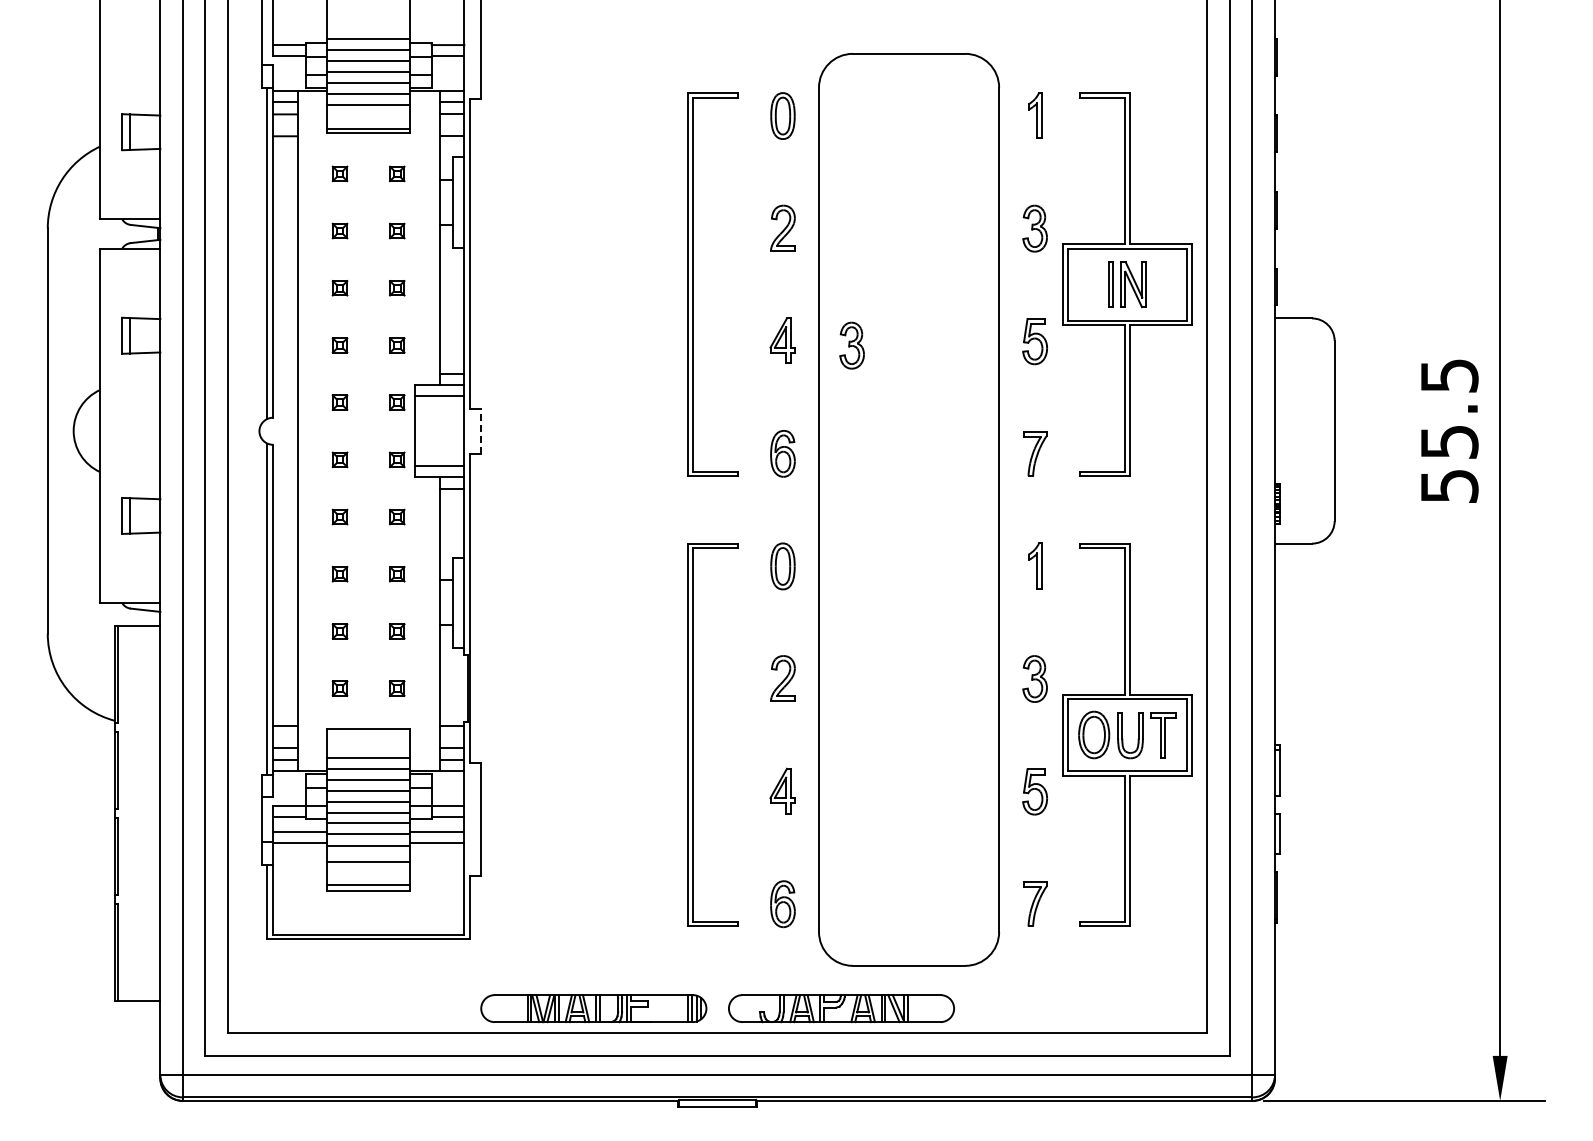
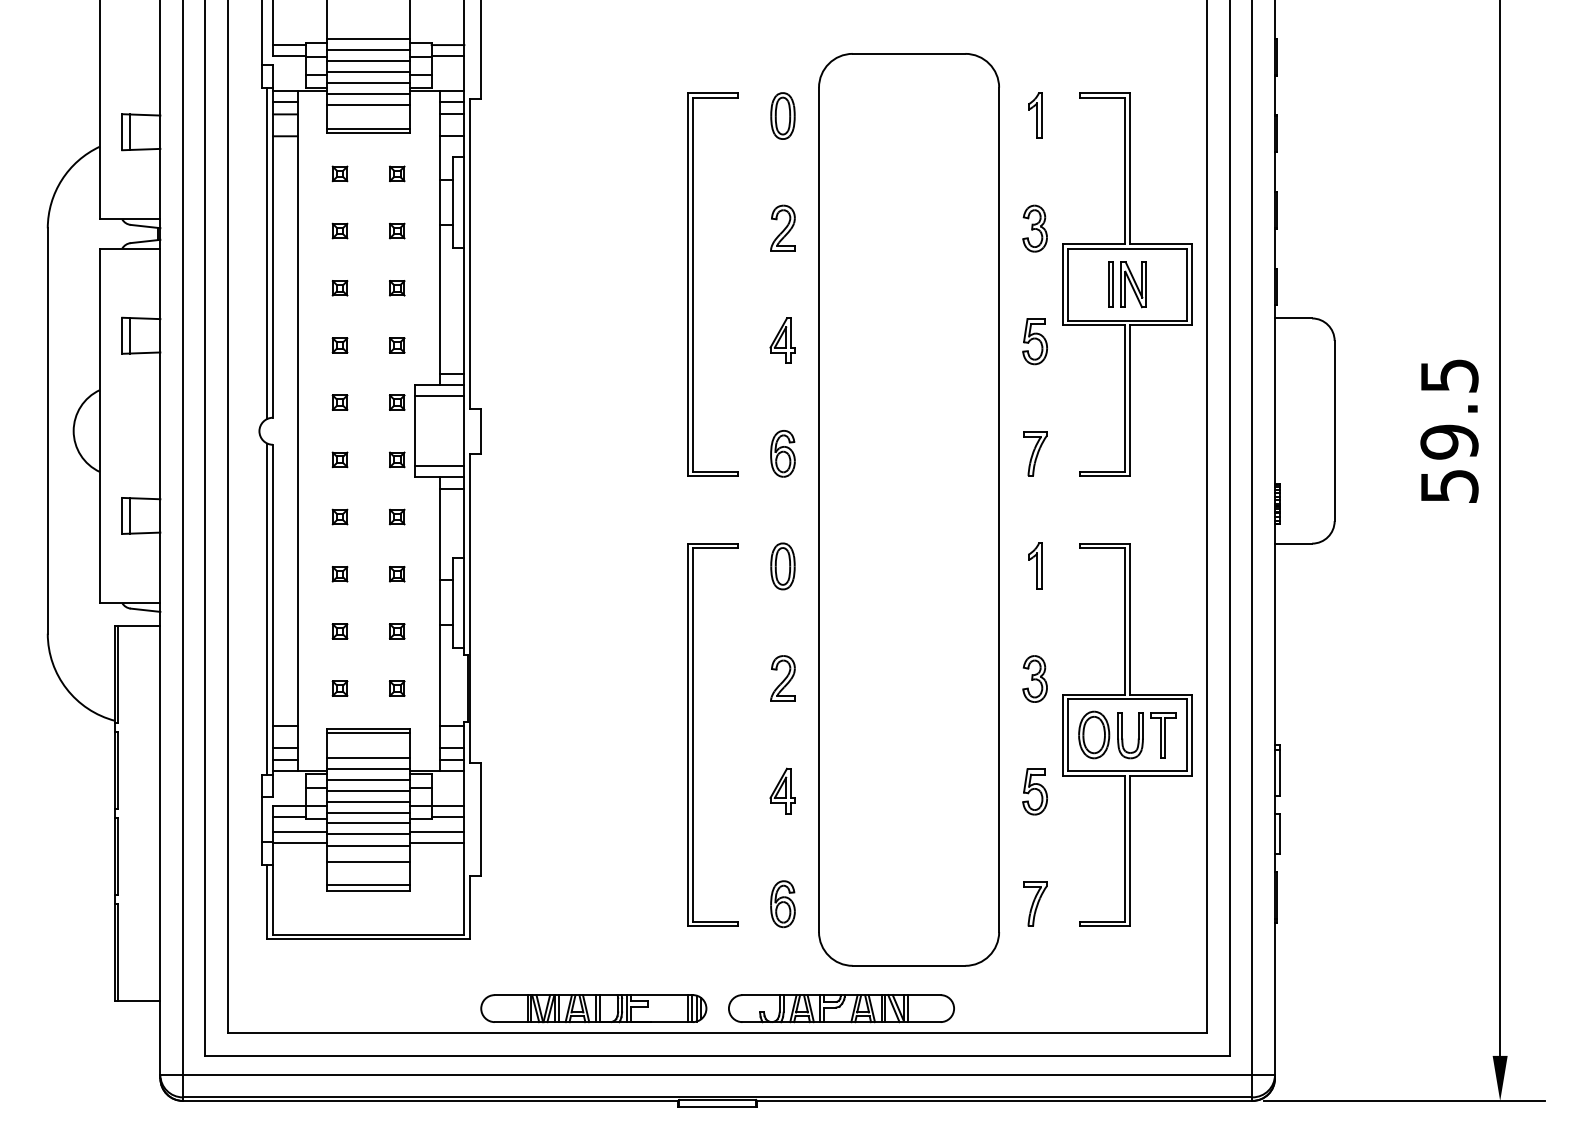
part: present -> none (851, 345)
line: dashed -> solid (481, 431)
text: 55.5 -> 59.5 (1449, 441)
line: none -> present (368, 733)
